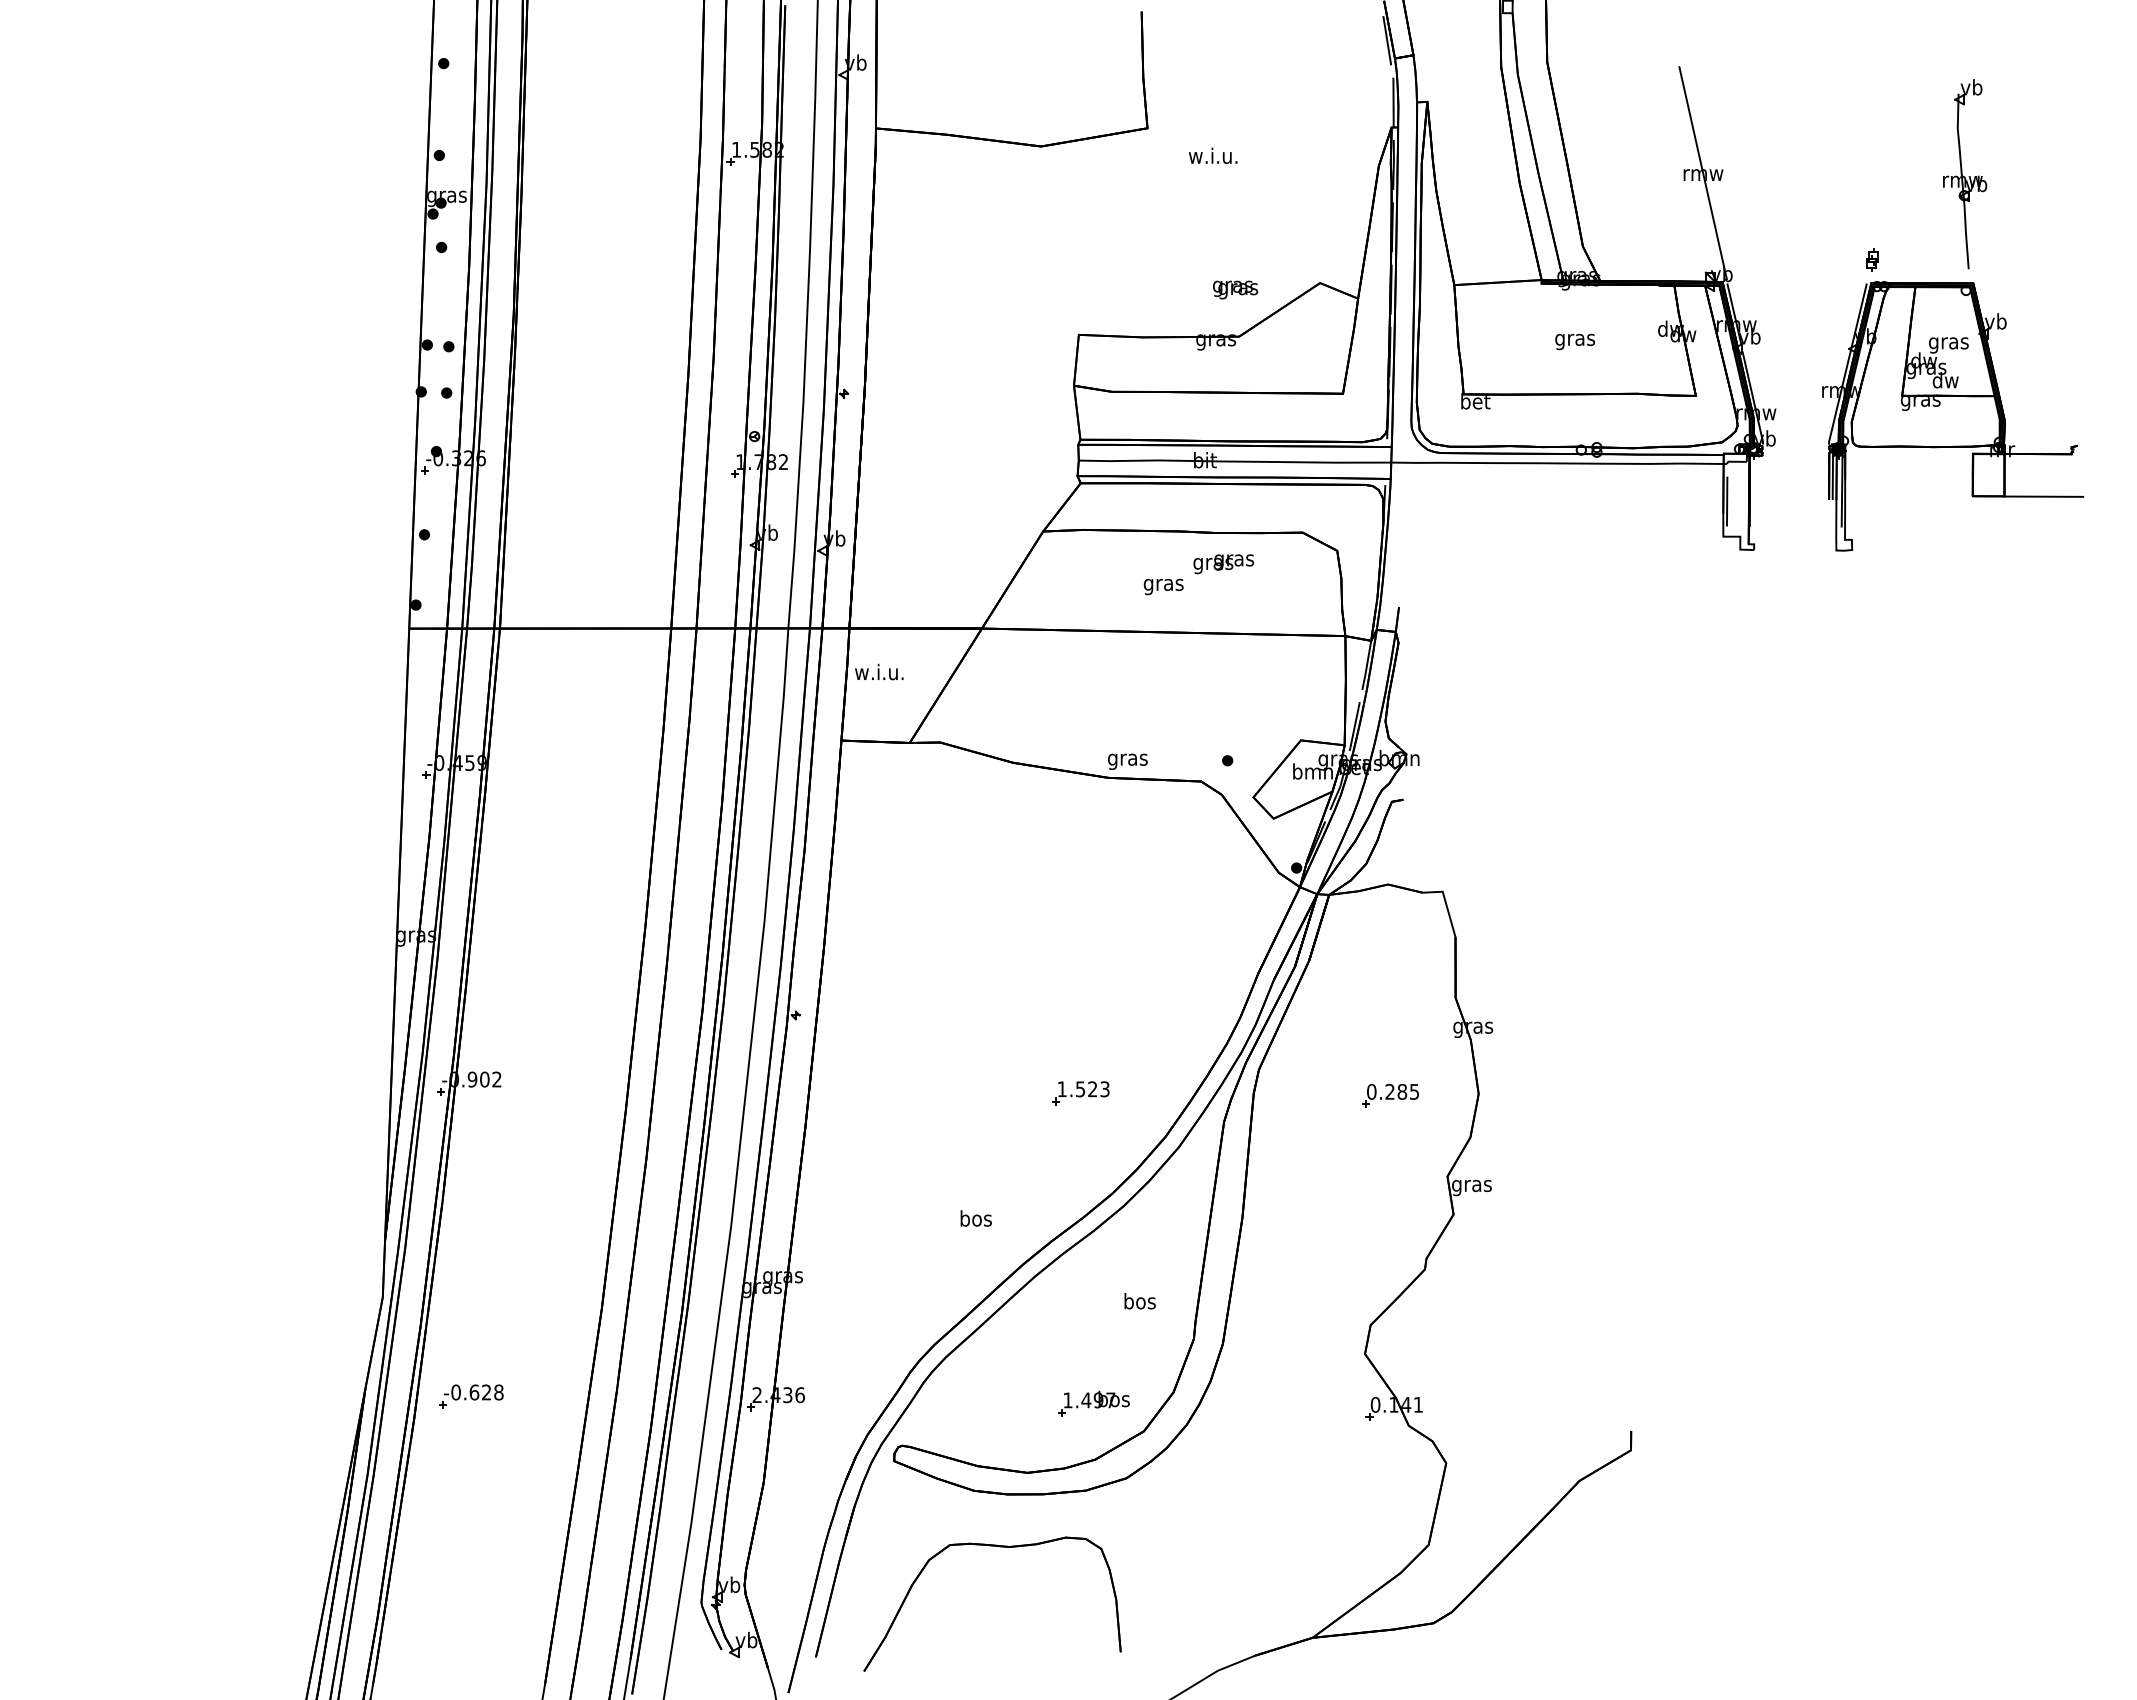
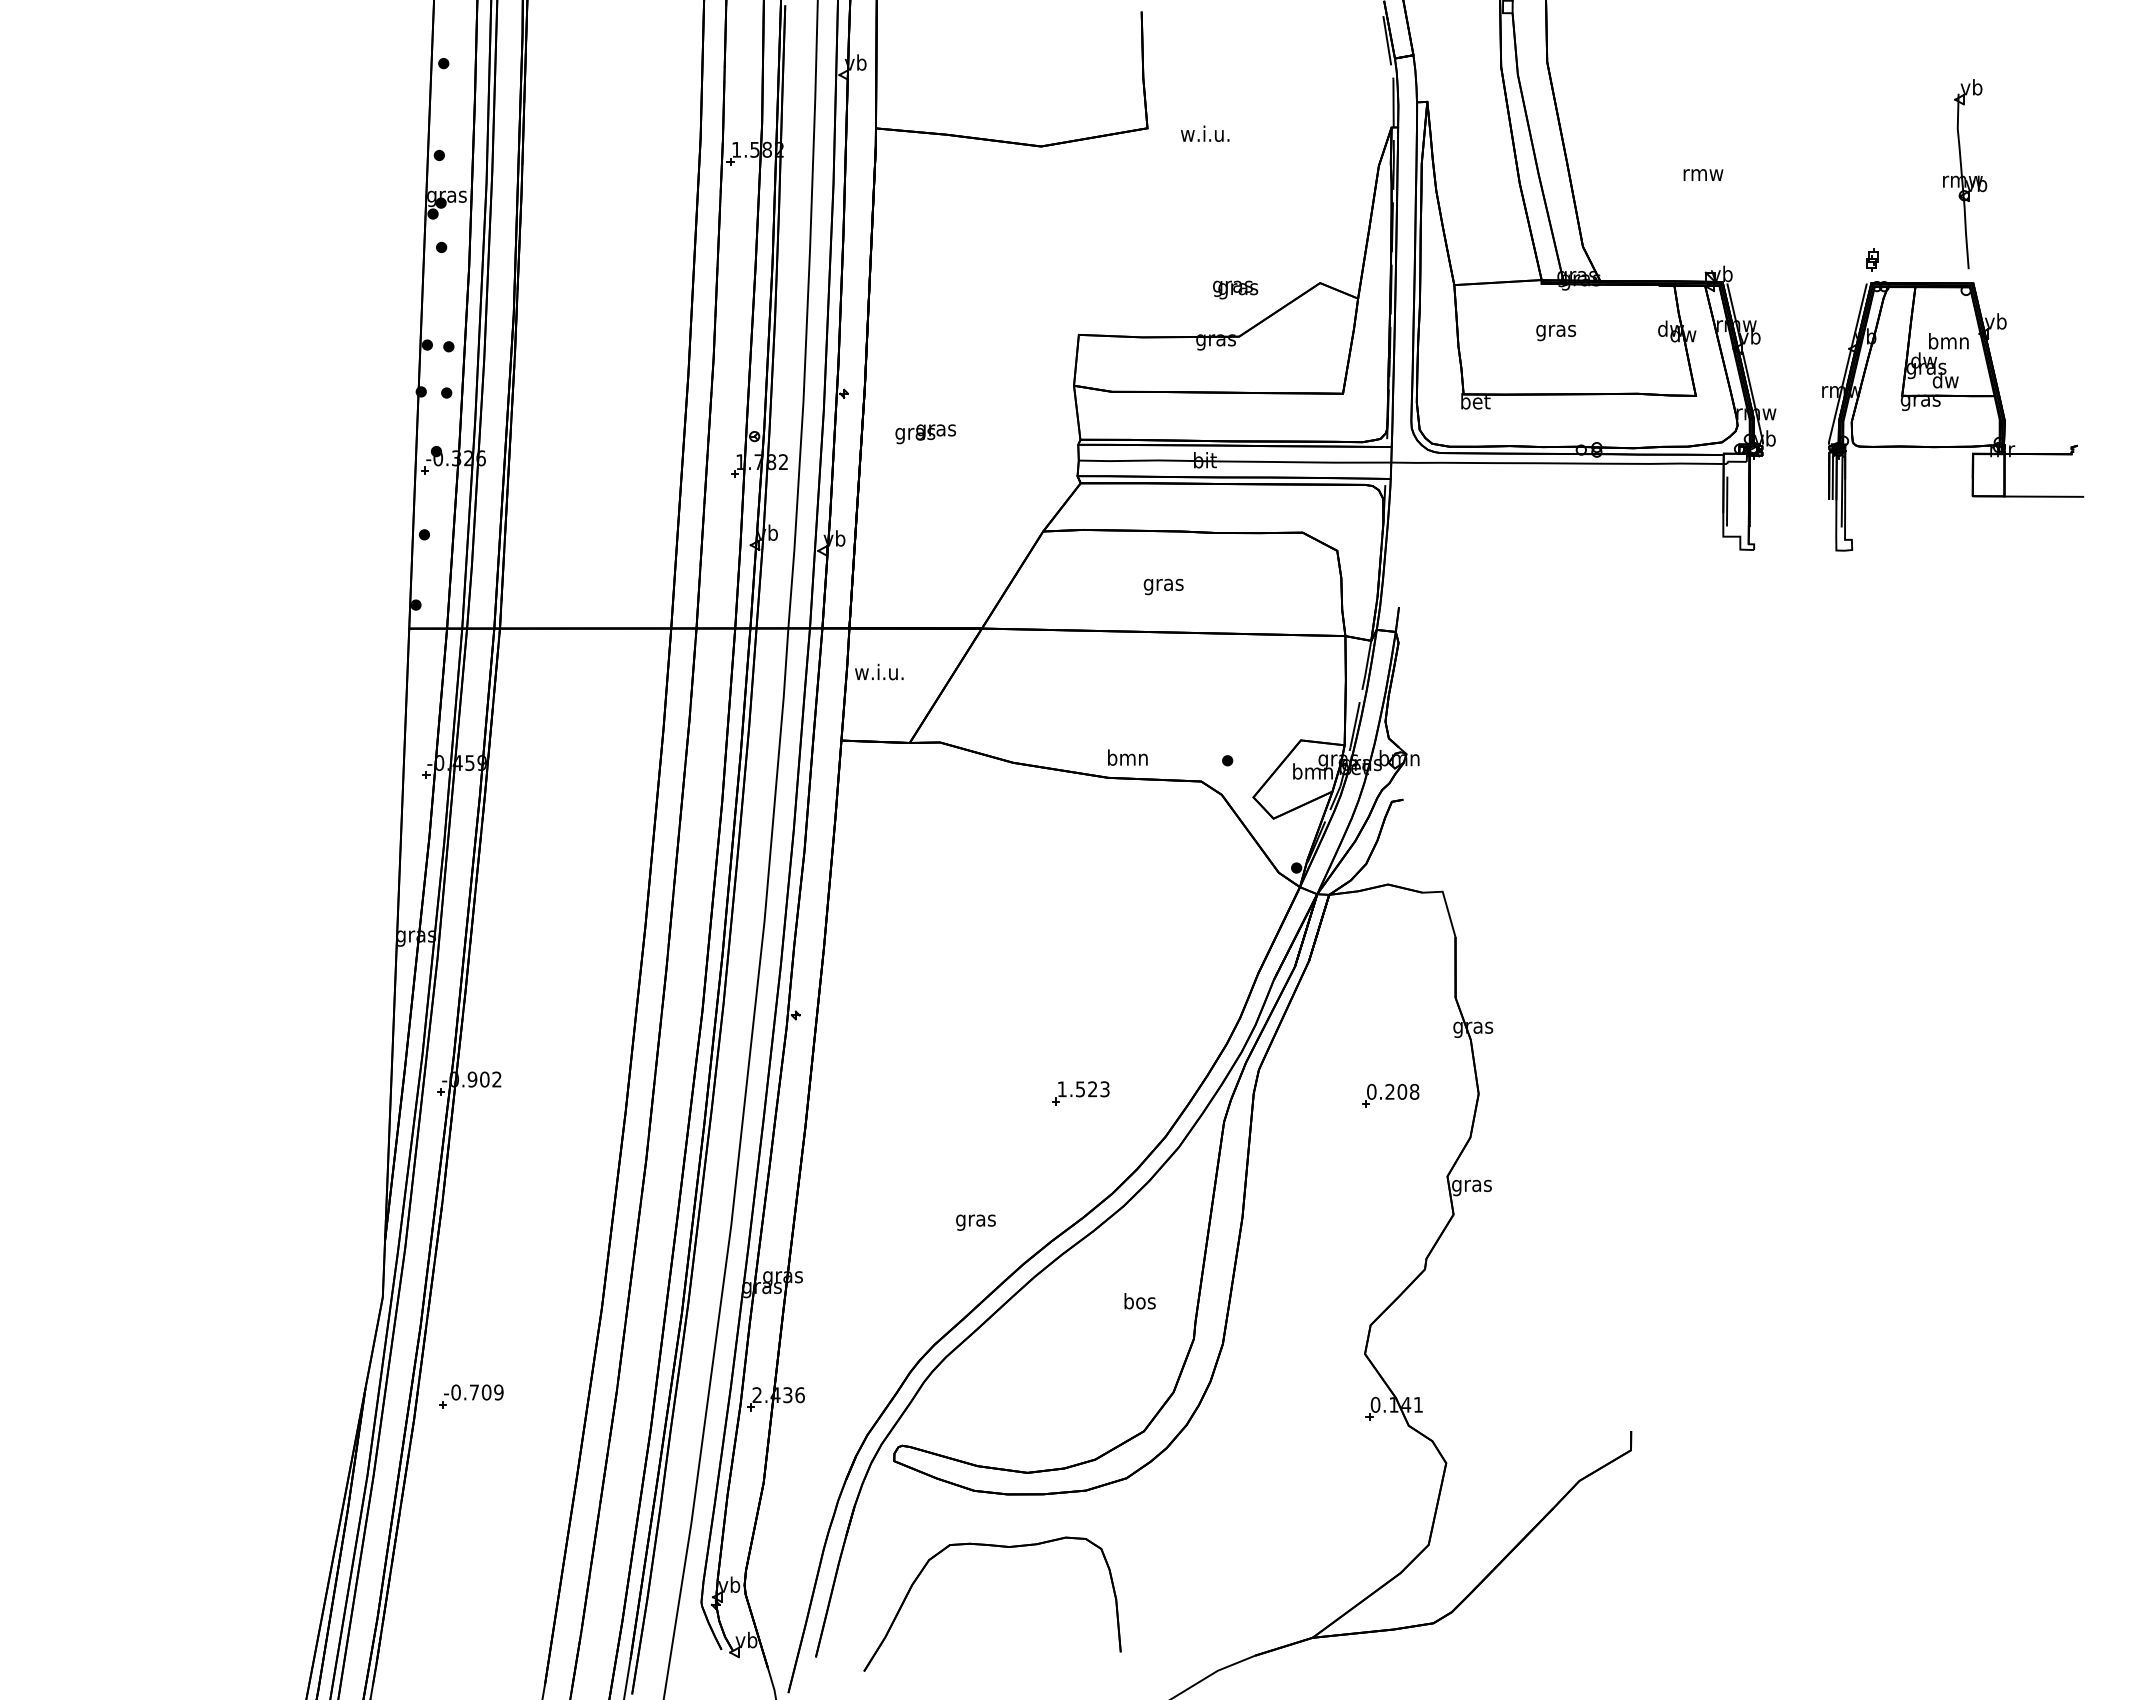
text position: (1213, 155) -> (1205, 133) (1205, 133)
line: present -> none (1702, 173)
text position: (1574, 341) -> (1555, 332) (1555, 332)
text: gras -> bmn (1948, 343)
text position: (1223, 564) -> (925, 434) (925, 434)
text: gras -> bmn (1127, 759)
text: 0.285 -> 0.208 (1408, 1091)
text: bos -> gras (975, 1220)
text: -0.628 -> -0.709 (486, 1392)
part: present -> none (1093, 1403)
